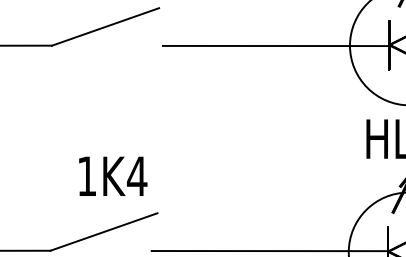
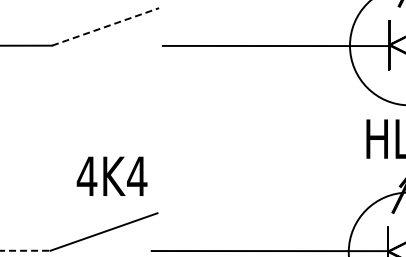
line: solid -> dashed (105, 26)
text: 1K4 -> 4K4 (86, 175)
line: solid -> dashed (25, 250)
